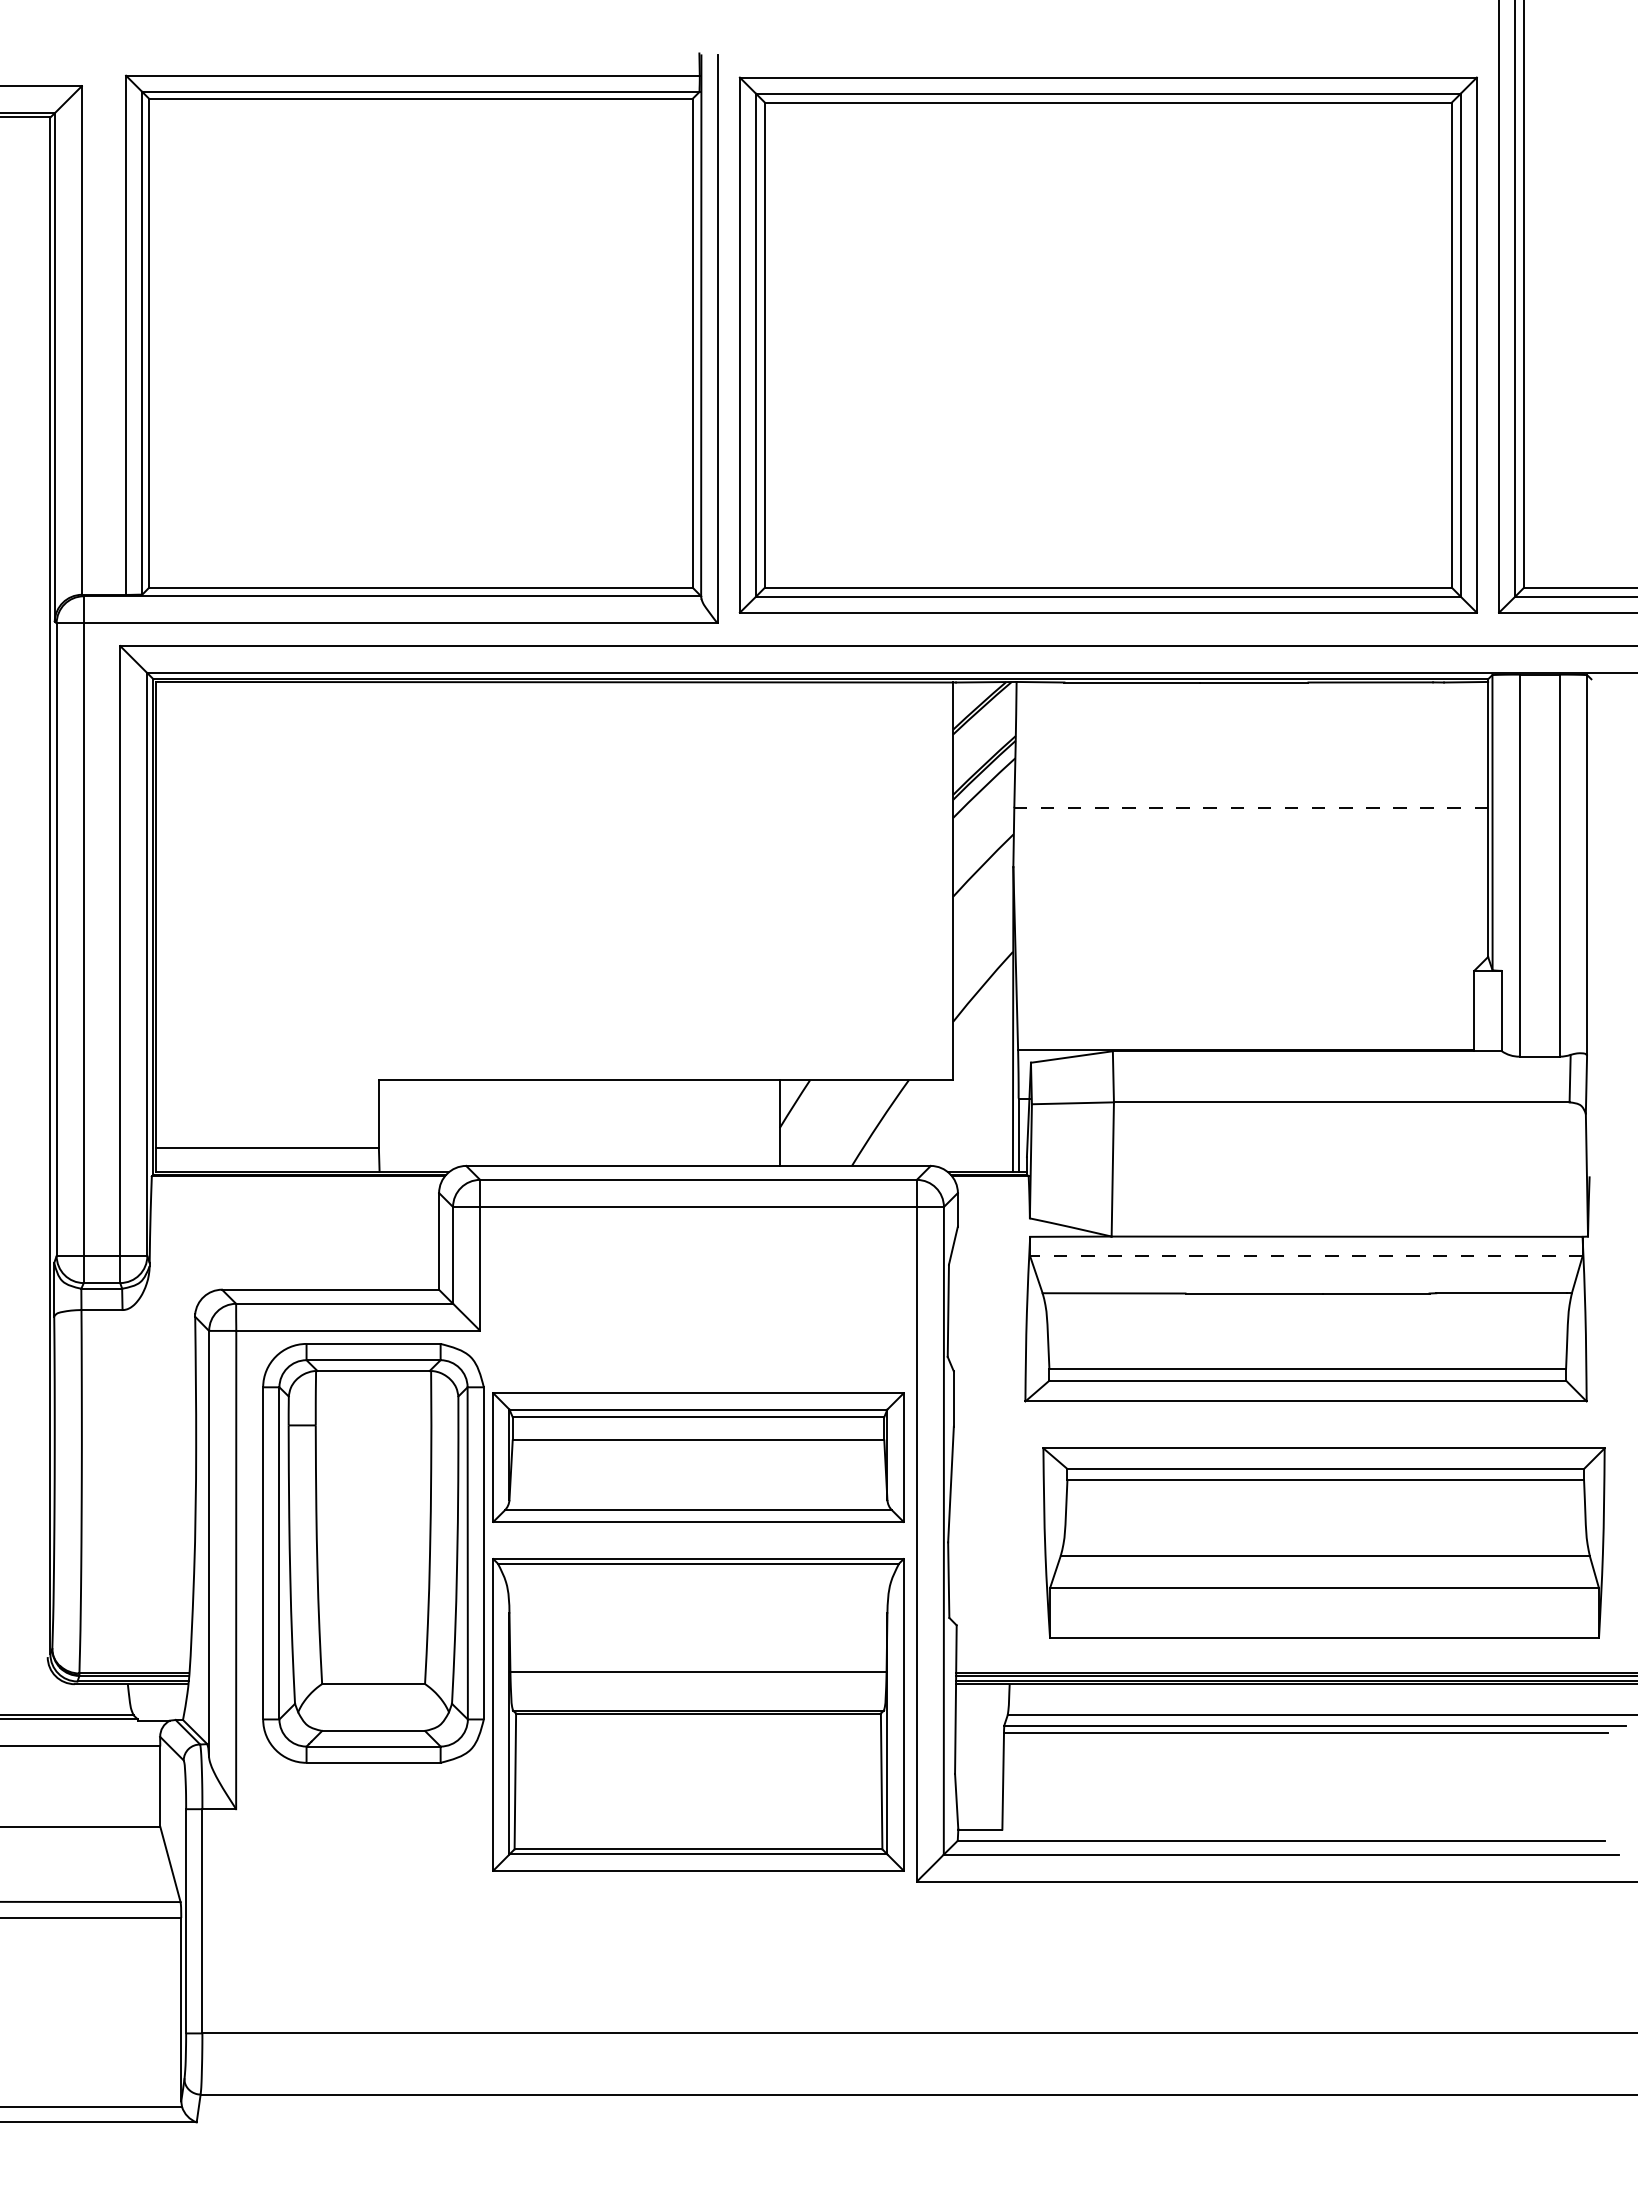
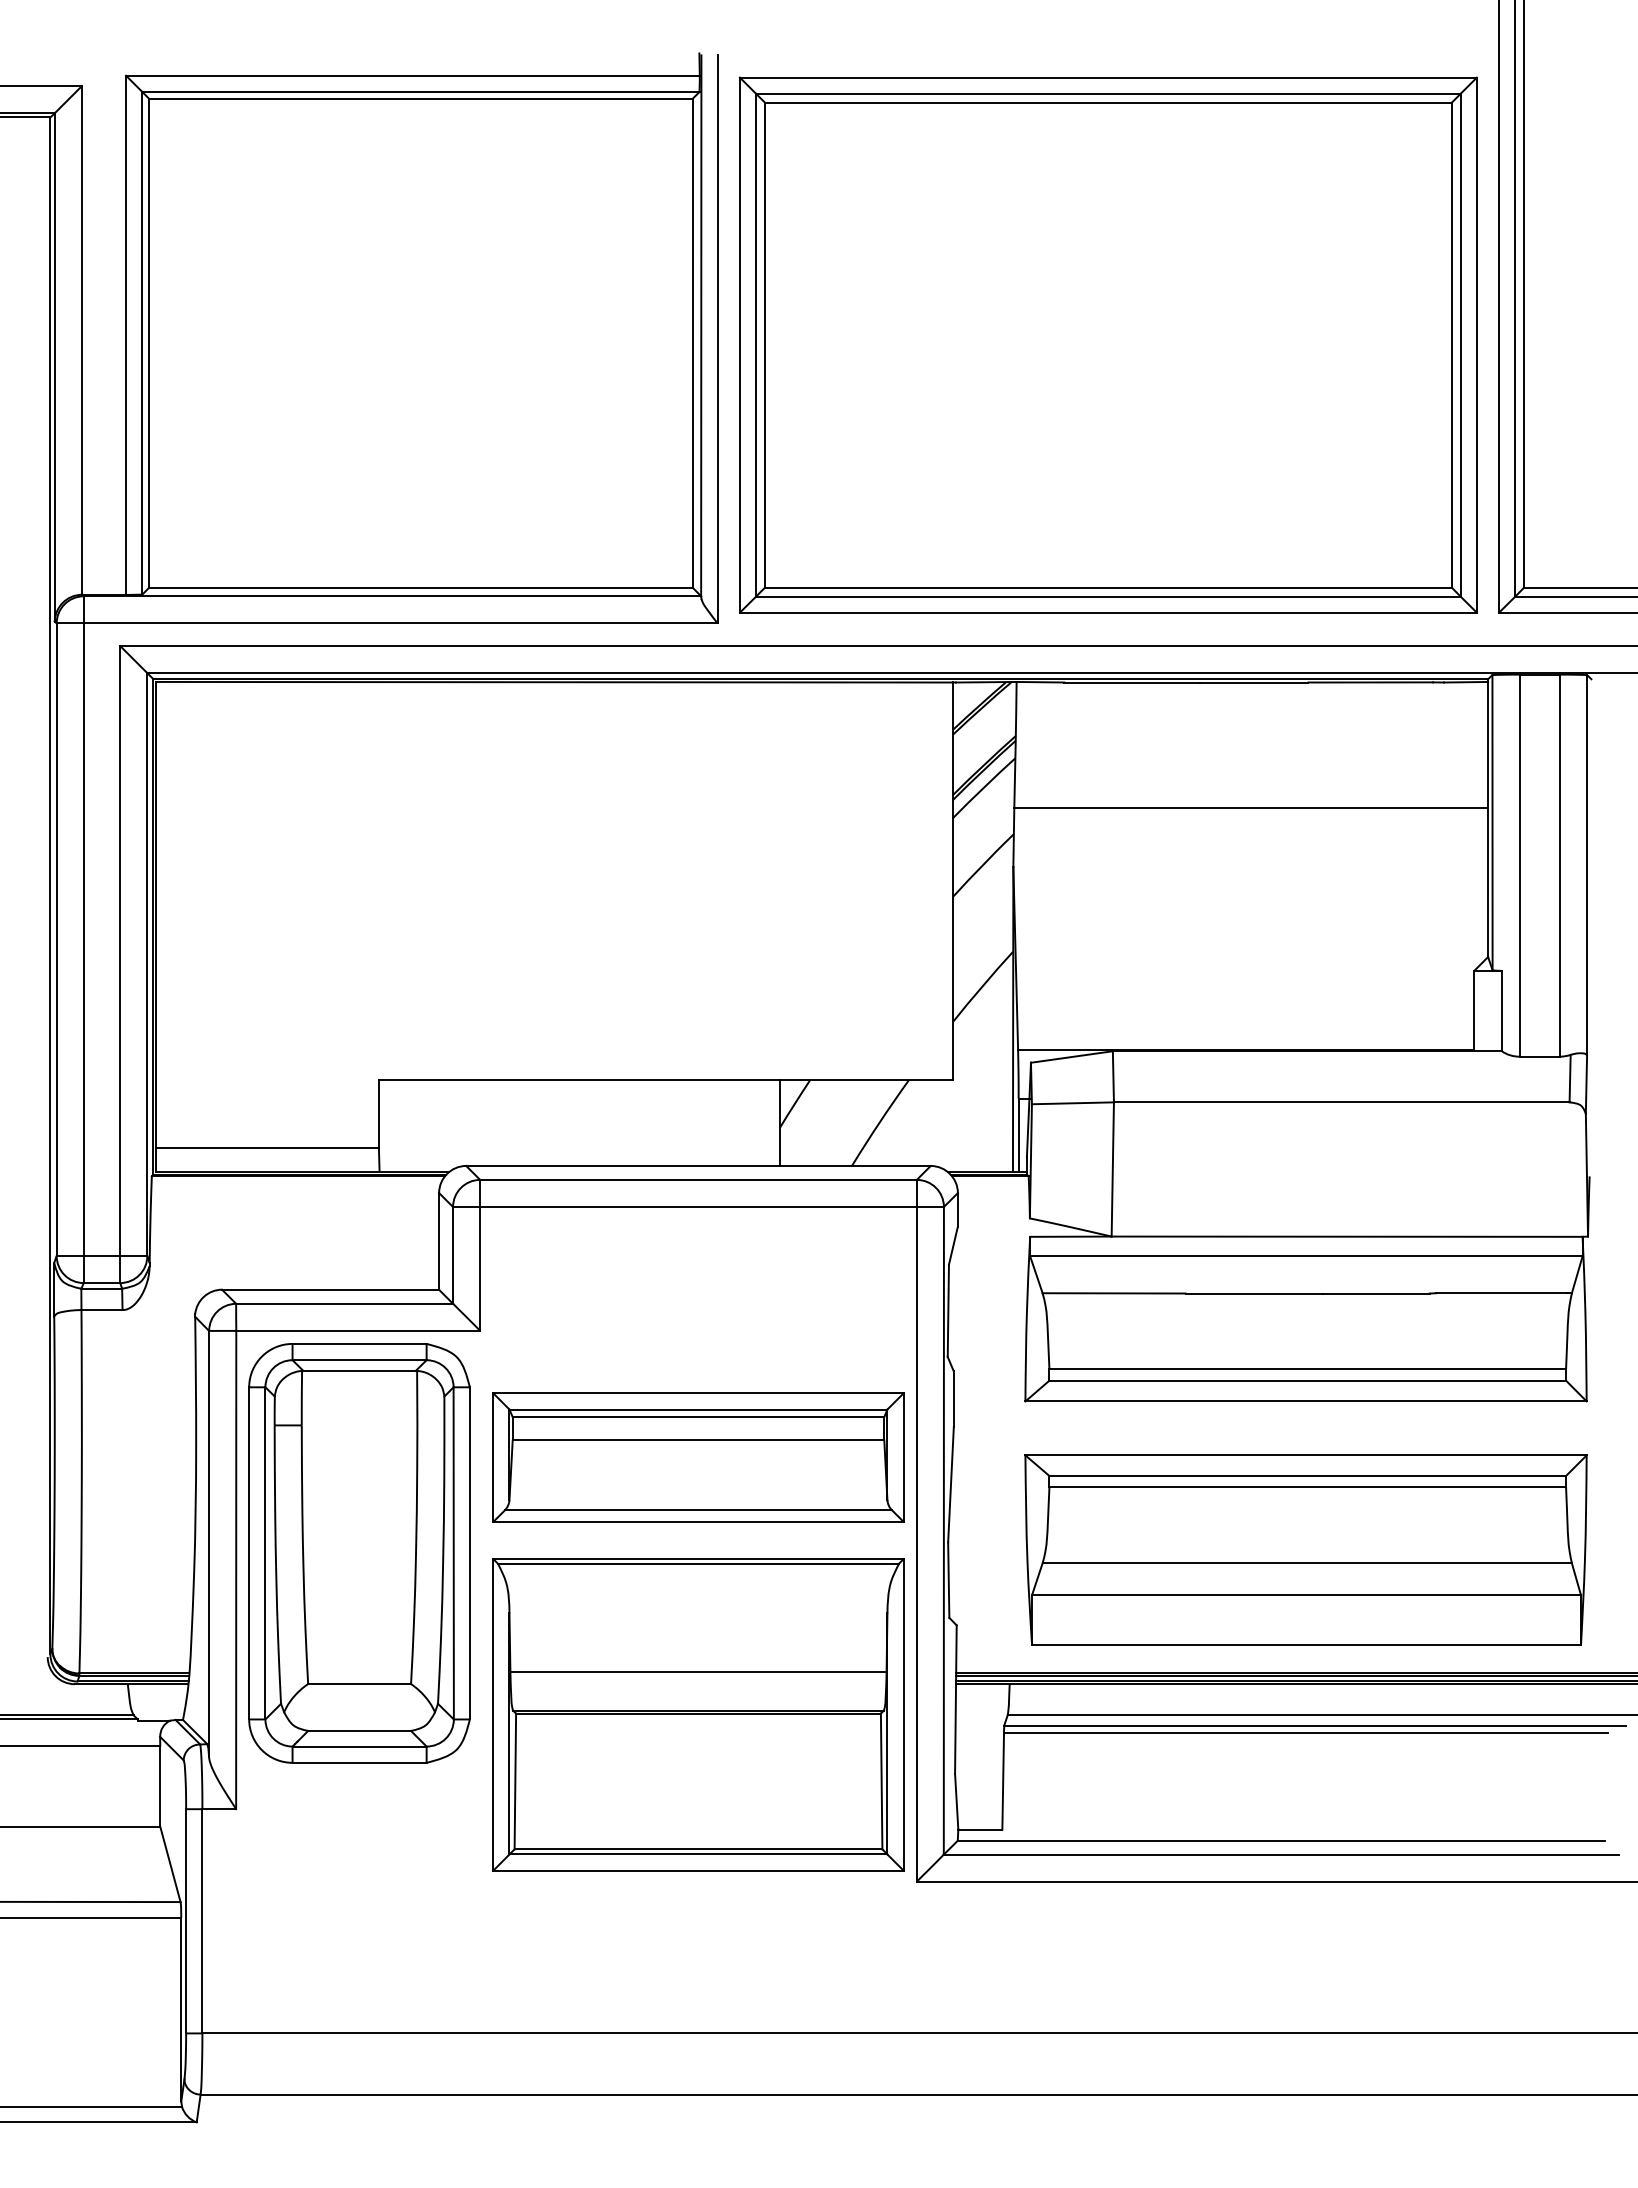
line: dashed -> solid (1251, 807)
line: dashed -> solid (1305, 1256)
part position: (1323, 1542) -> (1305, 1549) (1305, 1549)
part position: (373, 1553) -> (359, 1553) (359, 1553)
